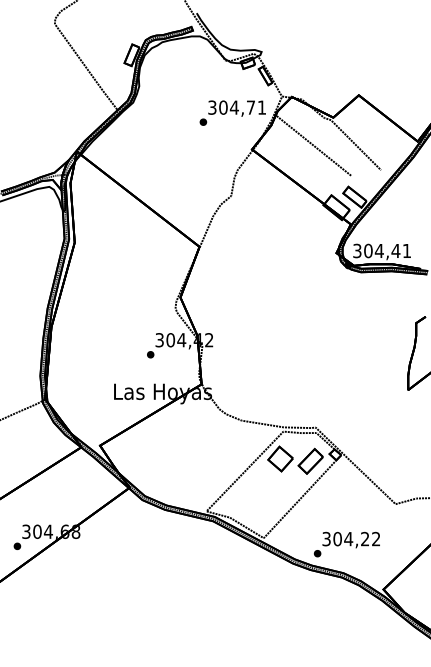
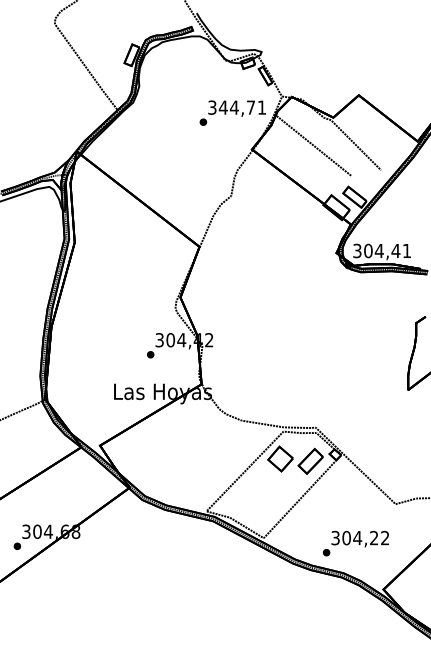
text: 304,71 -> 344,71 (222, 107)
text position: (346, 544) -> (355, 543) (355, 543)
